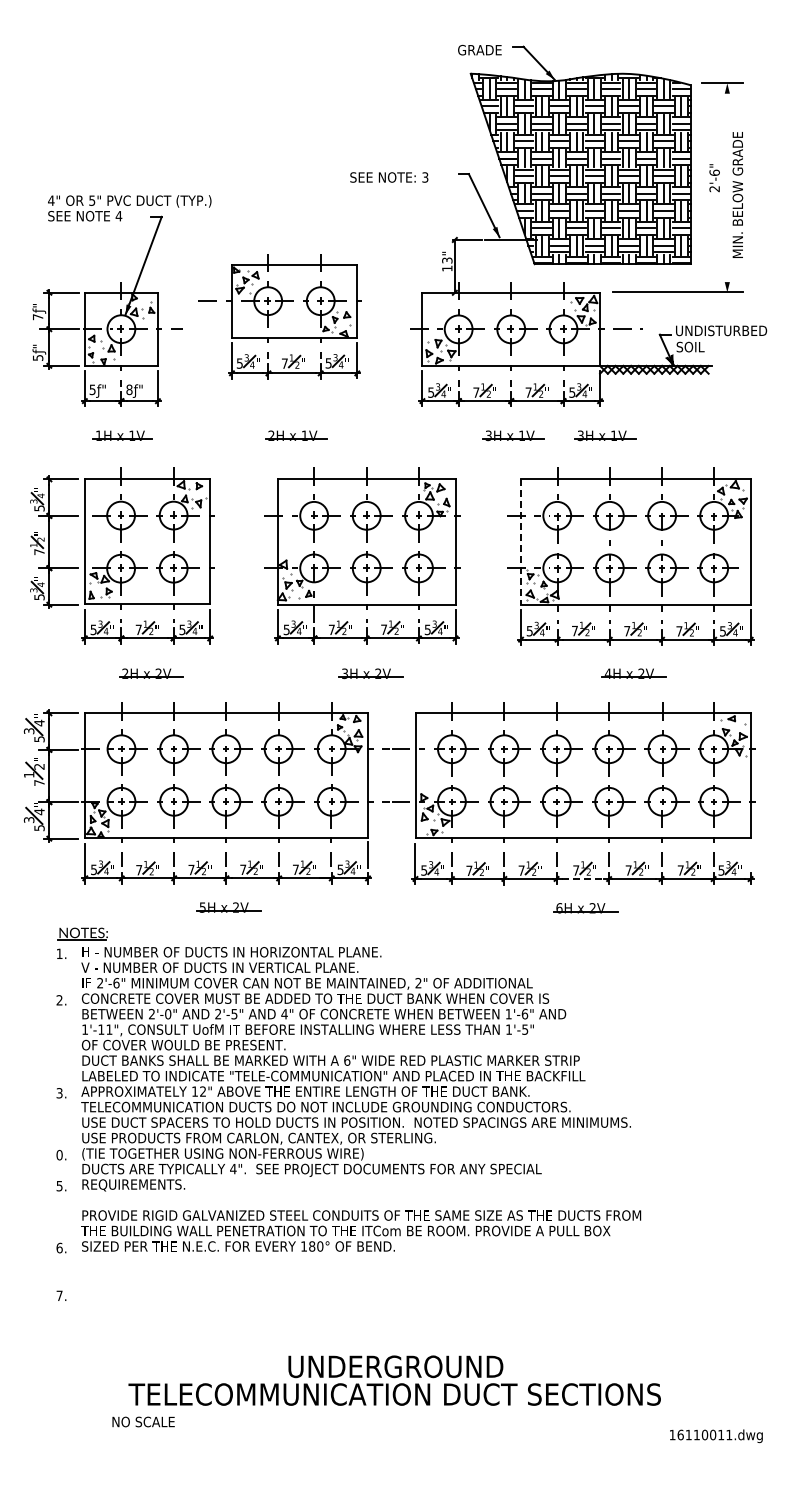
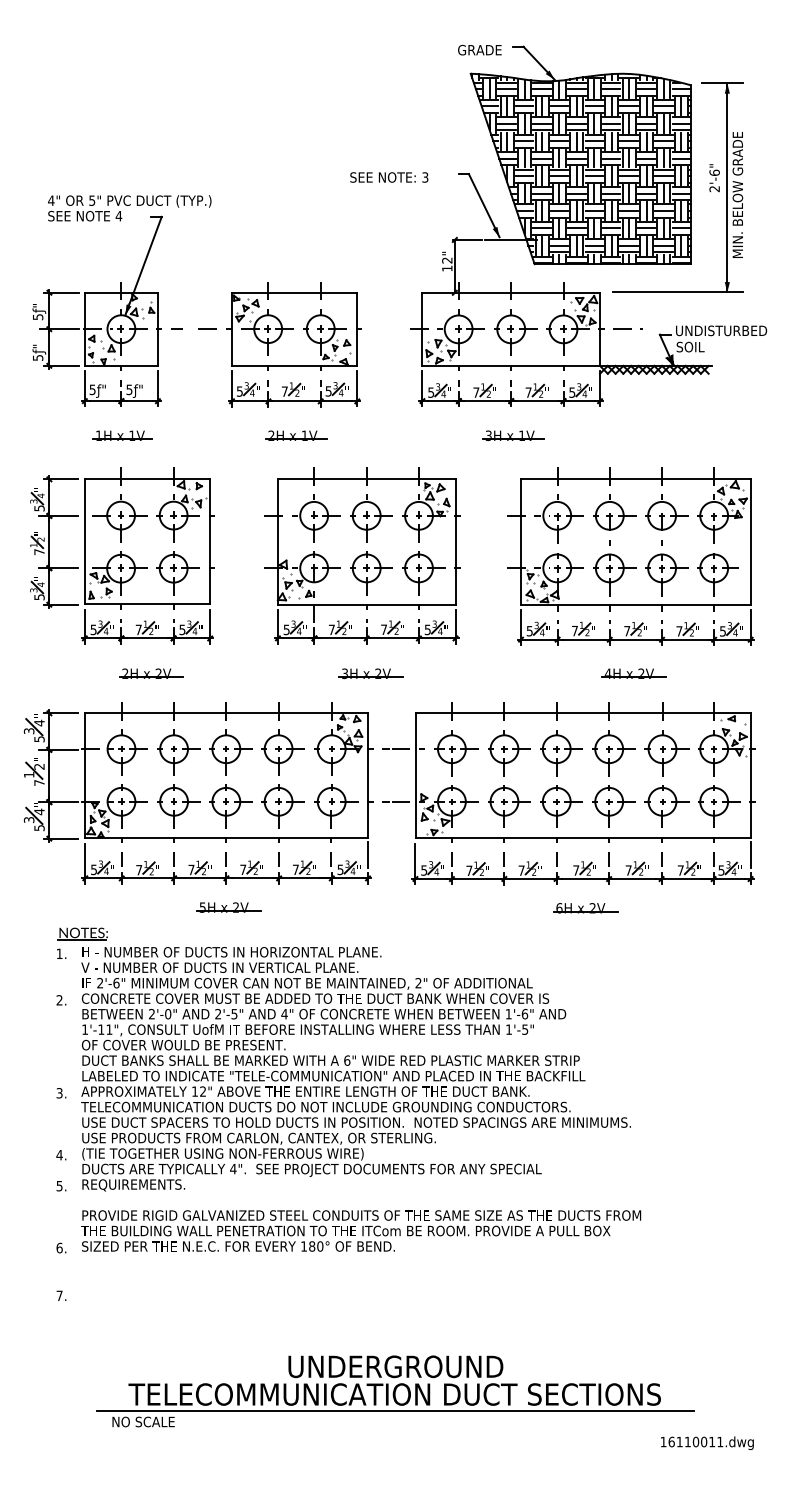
line: none -> present (727, 187)
text: 13" -> 12" (447, 260)
part position: (279, 316) -> (279, 344) (279, 344)
text: 7ƒ" -> 5ƒ" (38, 317)
text: 8ƒ" -> 5ƒ" (129, 389)
part: present -> none (605, 435)
line: dashed -> solid (520, 542)
line: none -> present (750, 854)
line: dashed -> solid (583, 879)
text: 0. -> 4. (59, 1154)
line: none -> present (395, 1411)
text position: (716, 1436) -> (707, 1443) (707, 1443)
